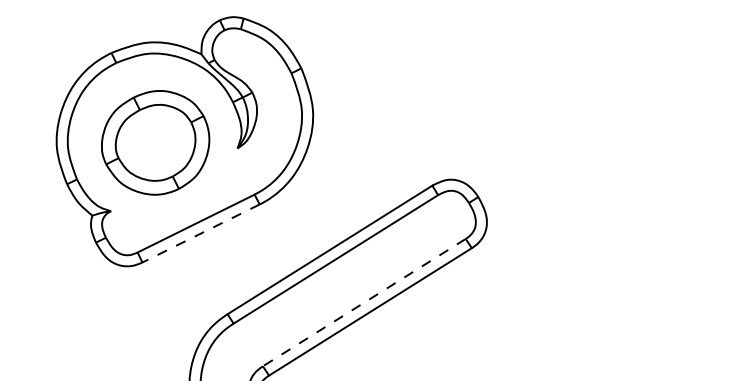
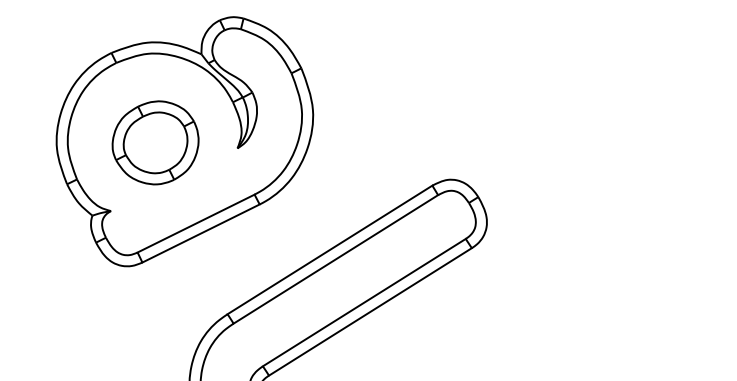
part size: 110x106 px -> 89x86 px (155, 142)
line: dashed -> solid (200, 233)
line: dashed -> solid (364, 302)
